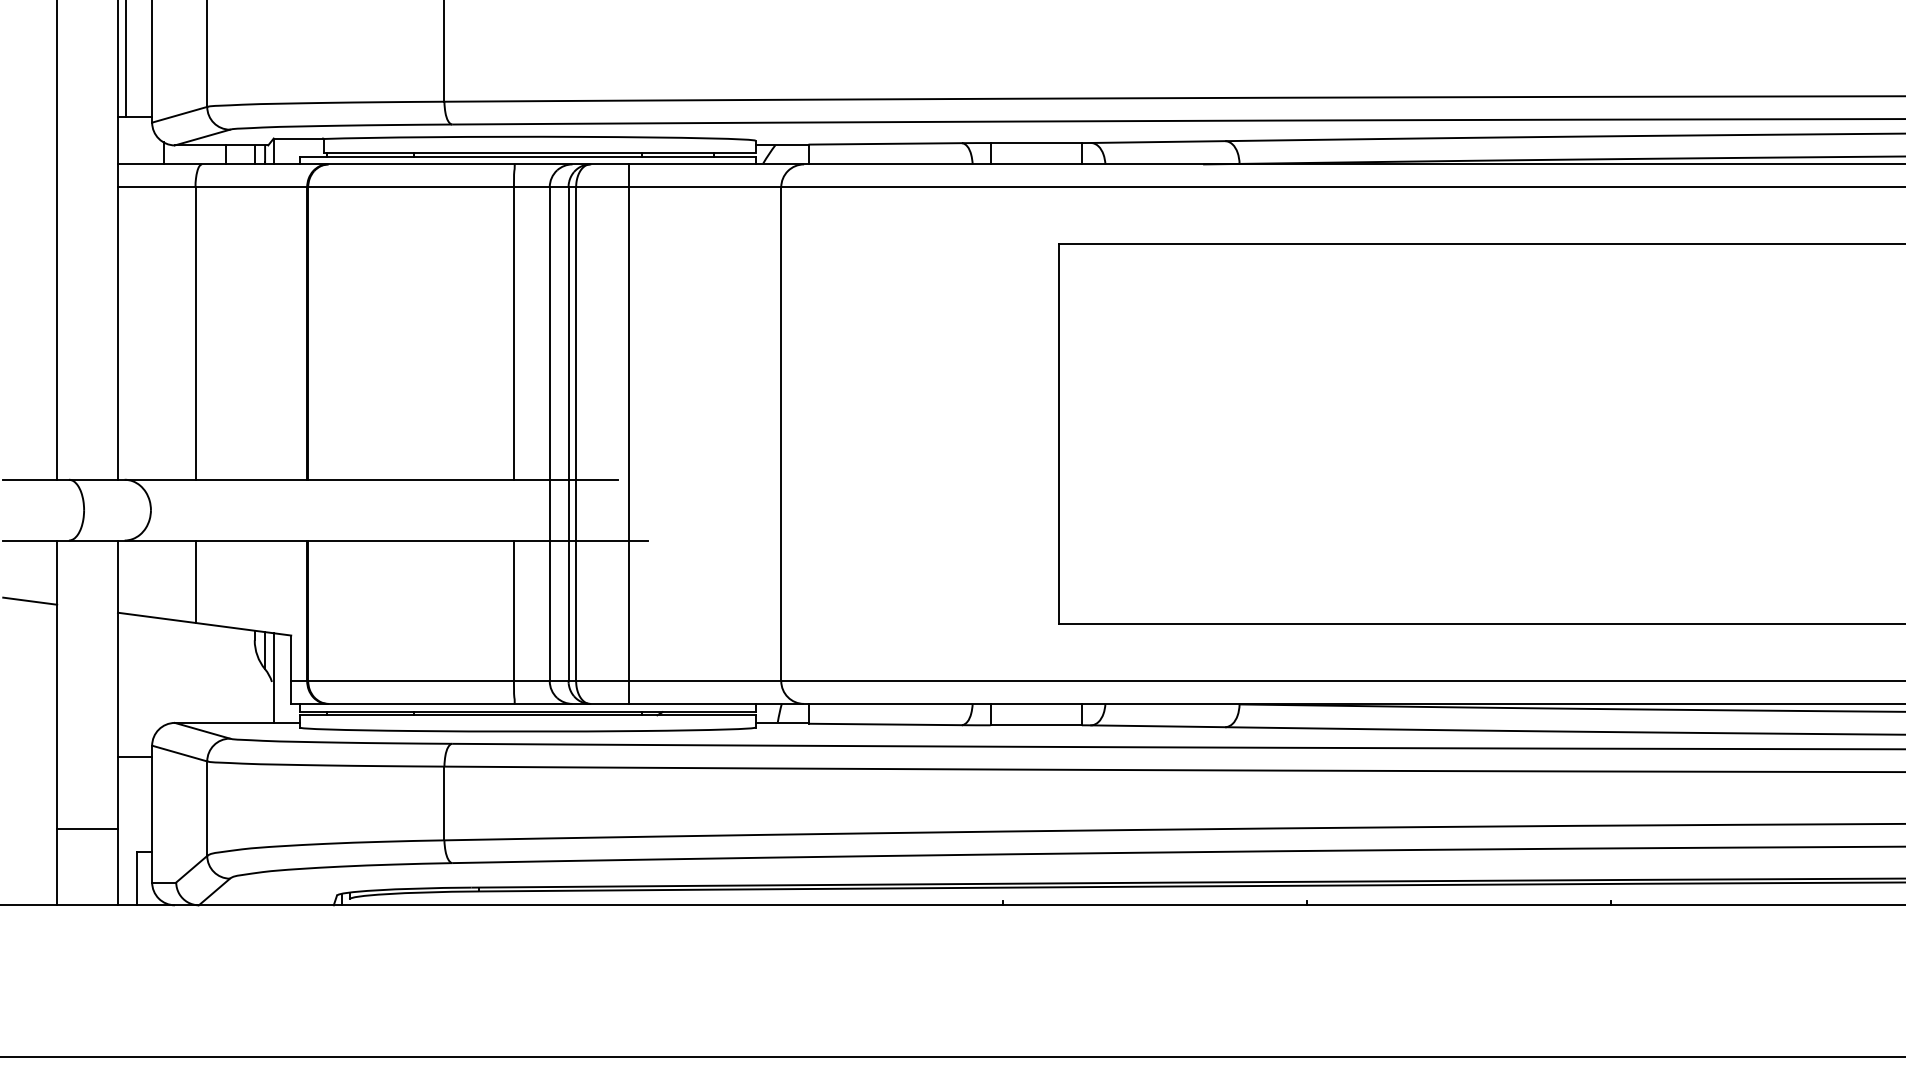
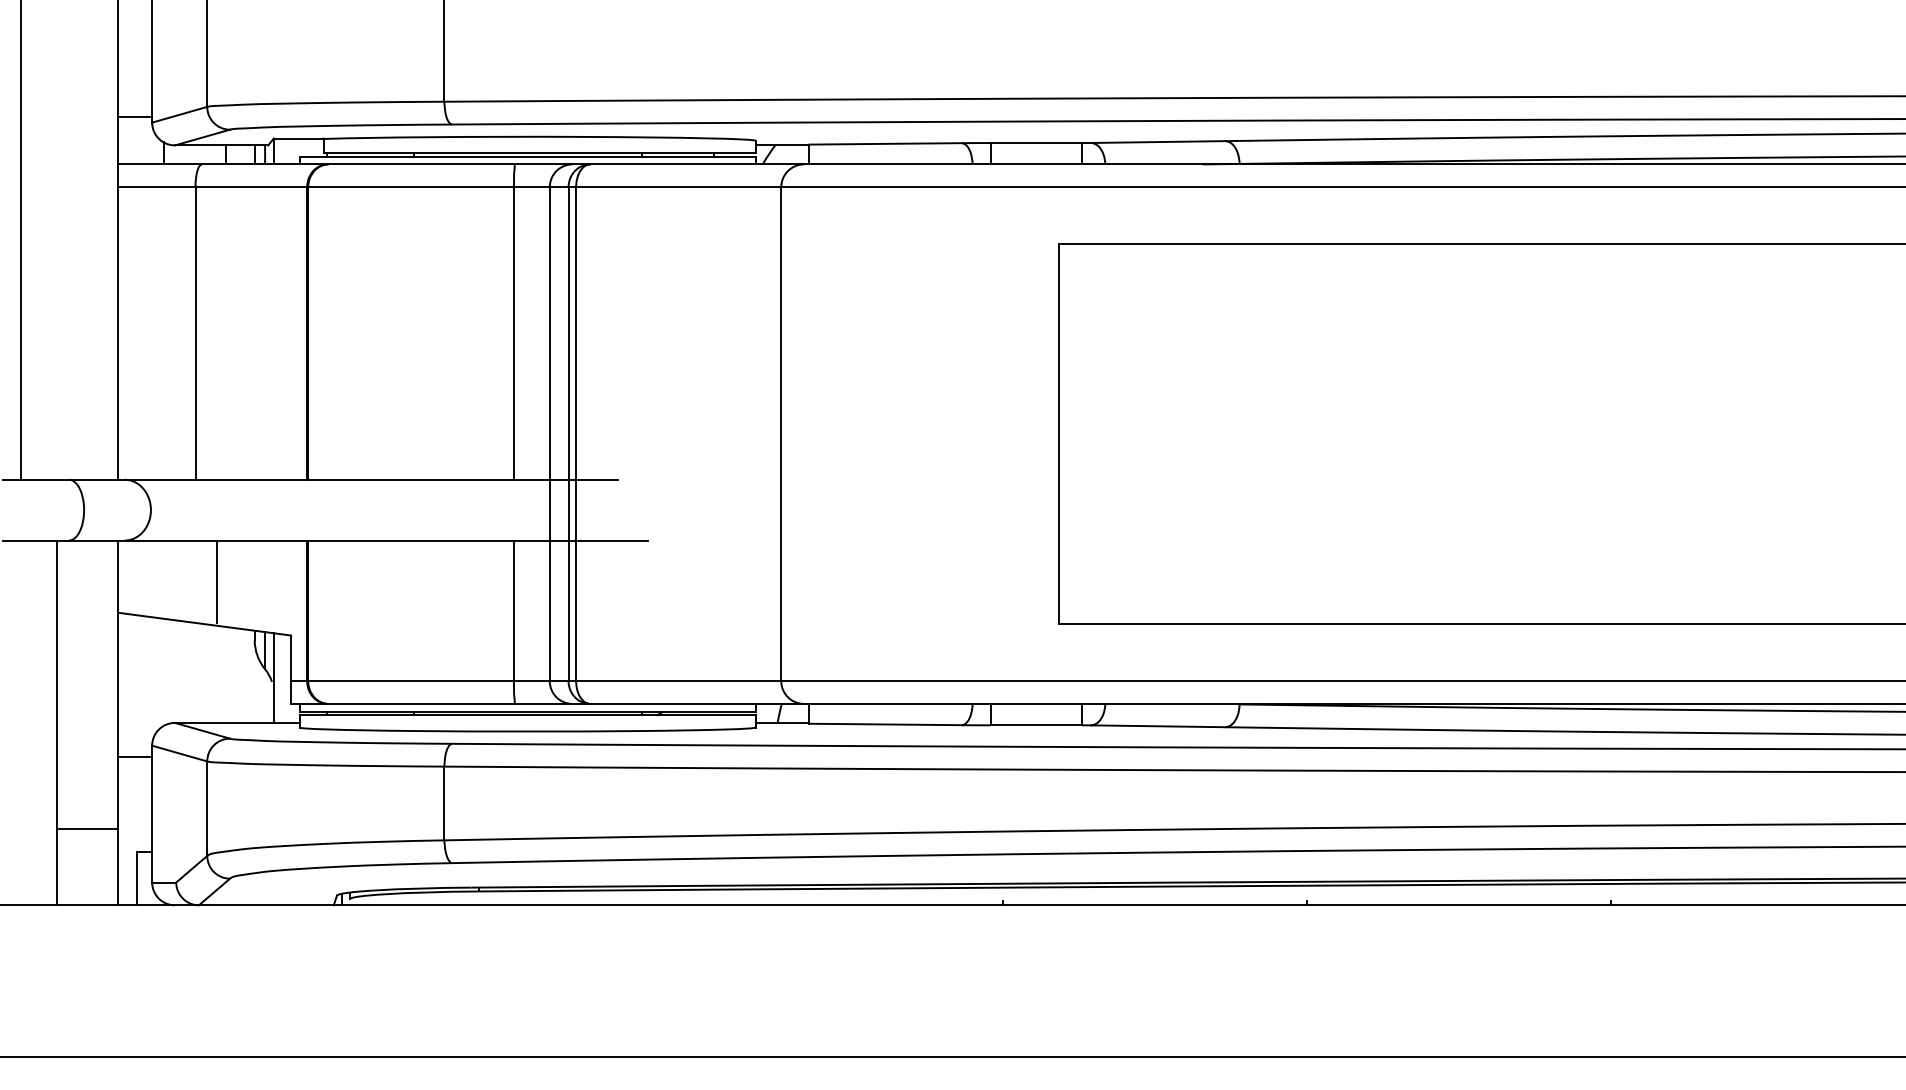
line: present -> none (125, 59)
line position: (57, 240) -> (21, 240) (21, 240)
line: present -> none (629, 433)
line position: (195, 581) -> (216, 581) (216, 581)
line: present -> none (30, 600)
